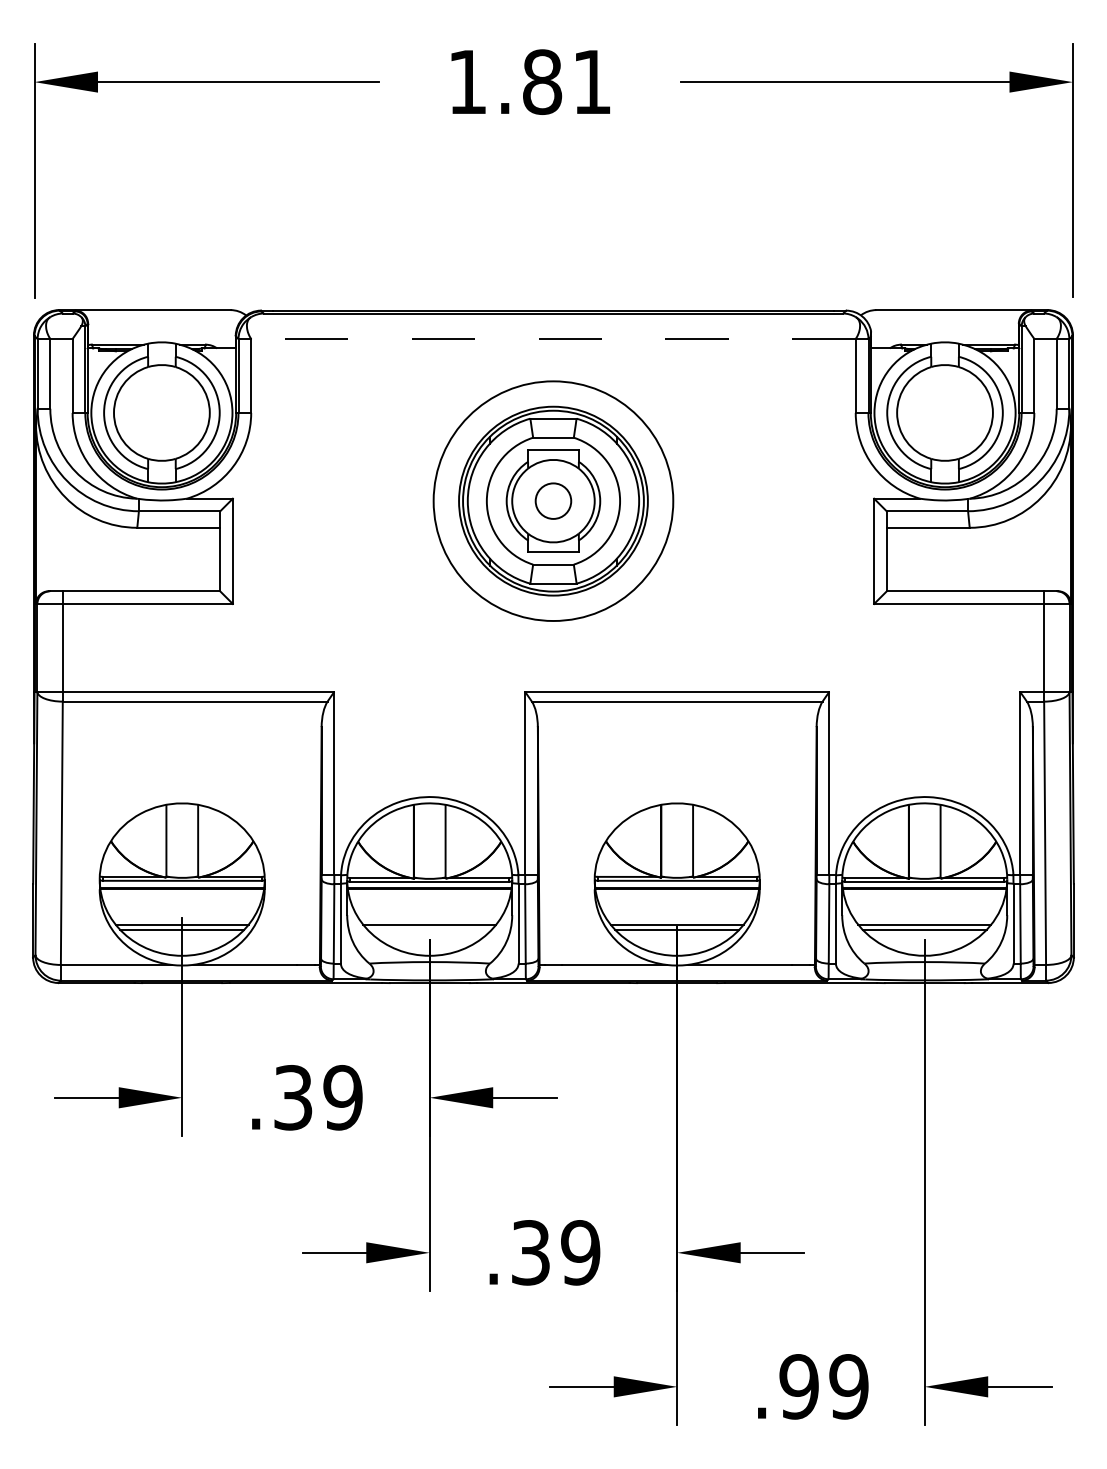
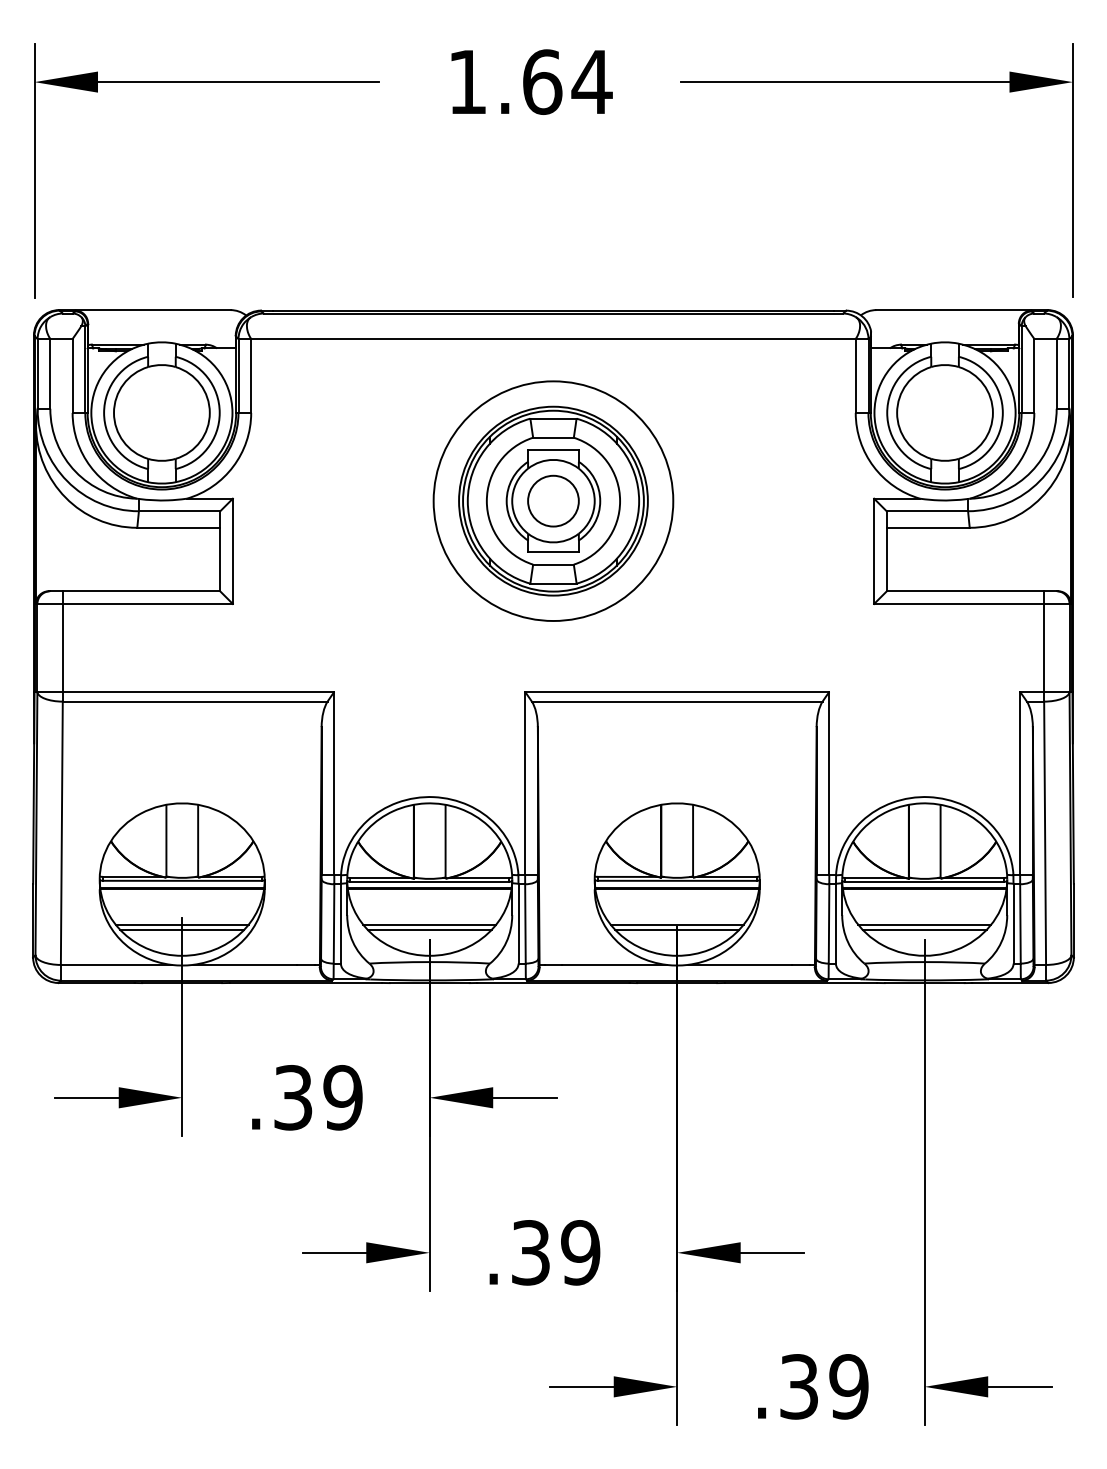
text: 1.81 -> 1.64 (567, 81)
line: dashed -> solid (553, 338)
circle diameter: 36 px -> 51 px (553, 500)
line: none -> present (429, 930)
text: .99 -> .39 (798, 1386)
